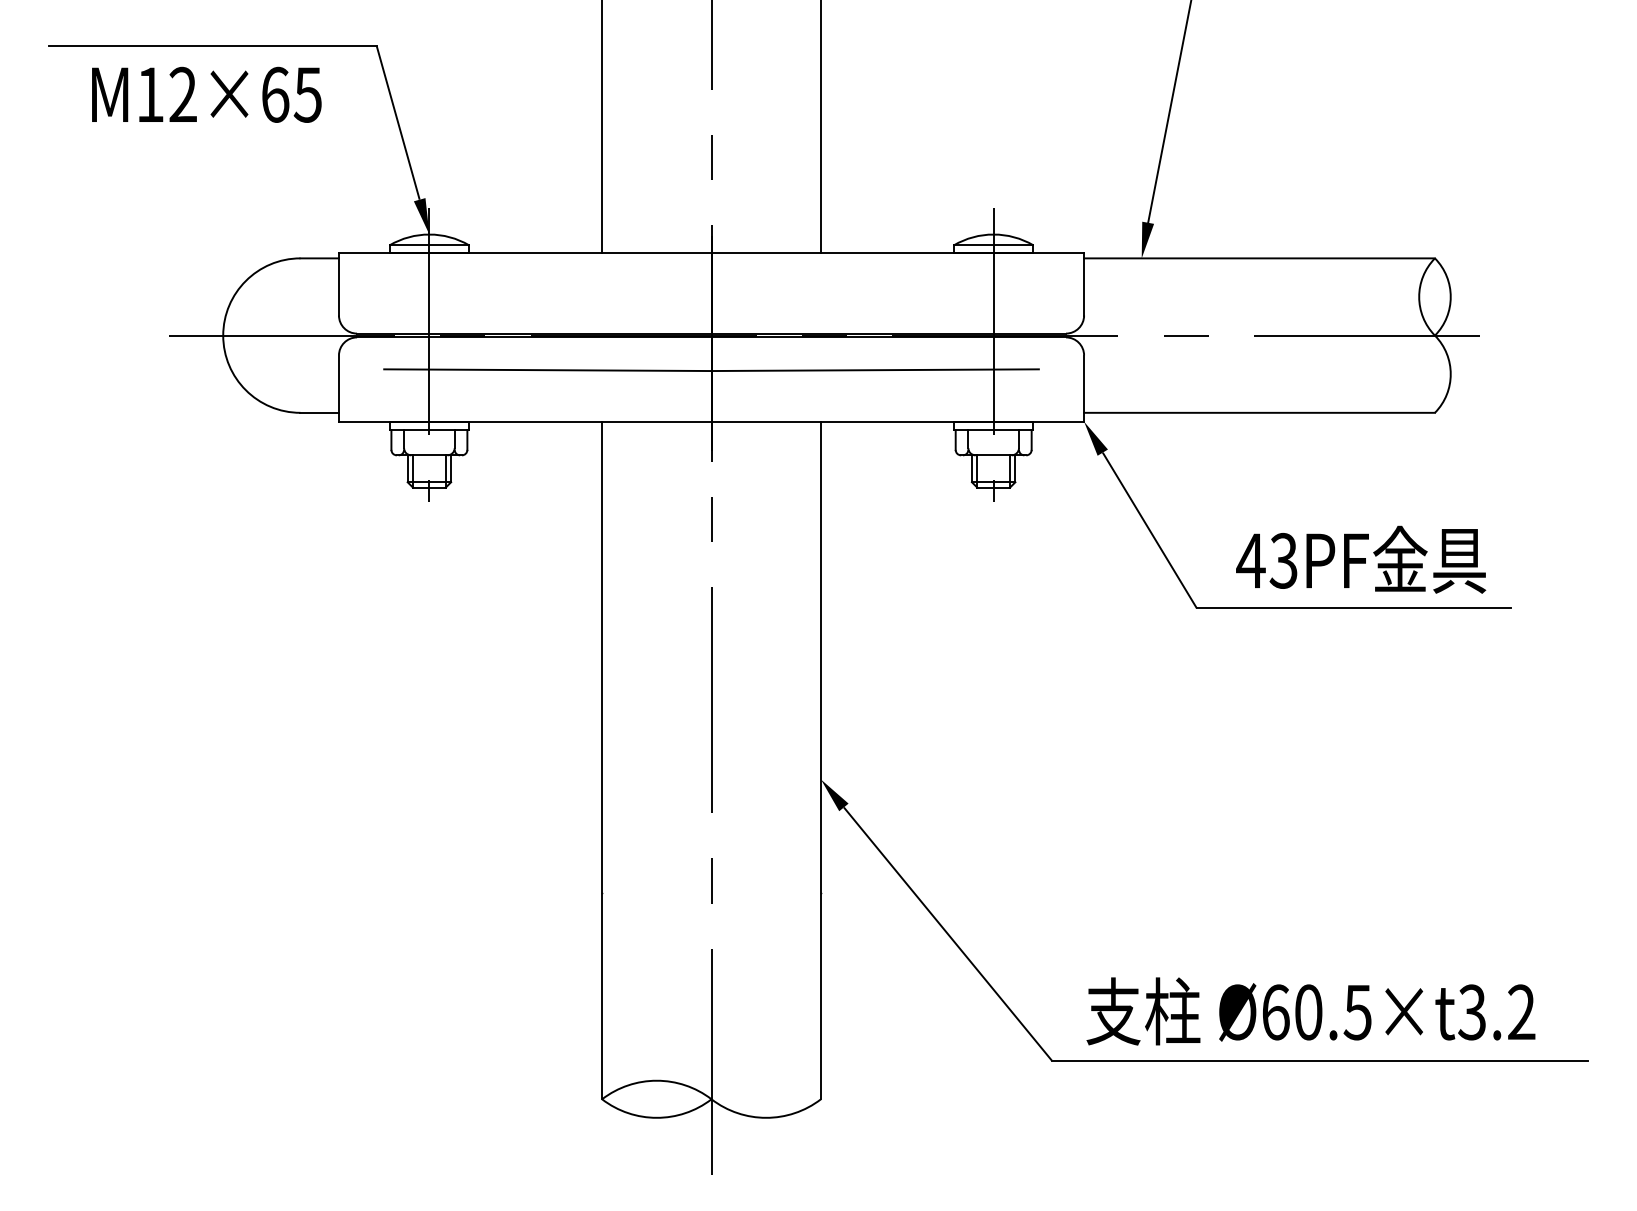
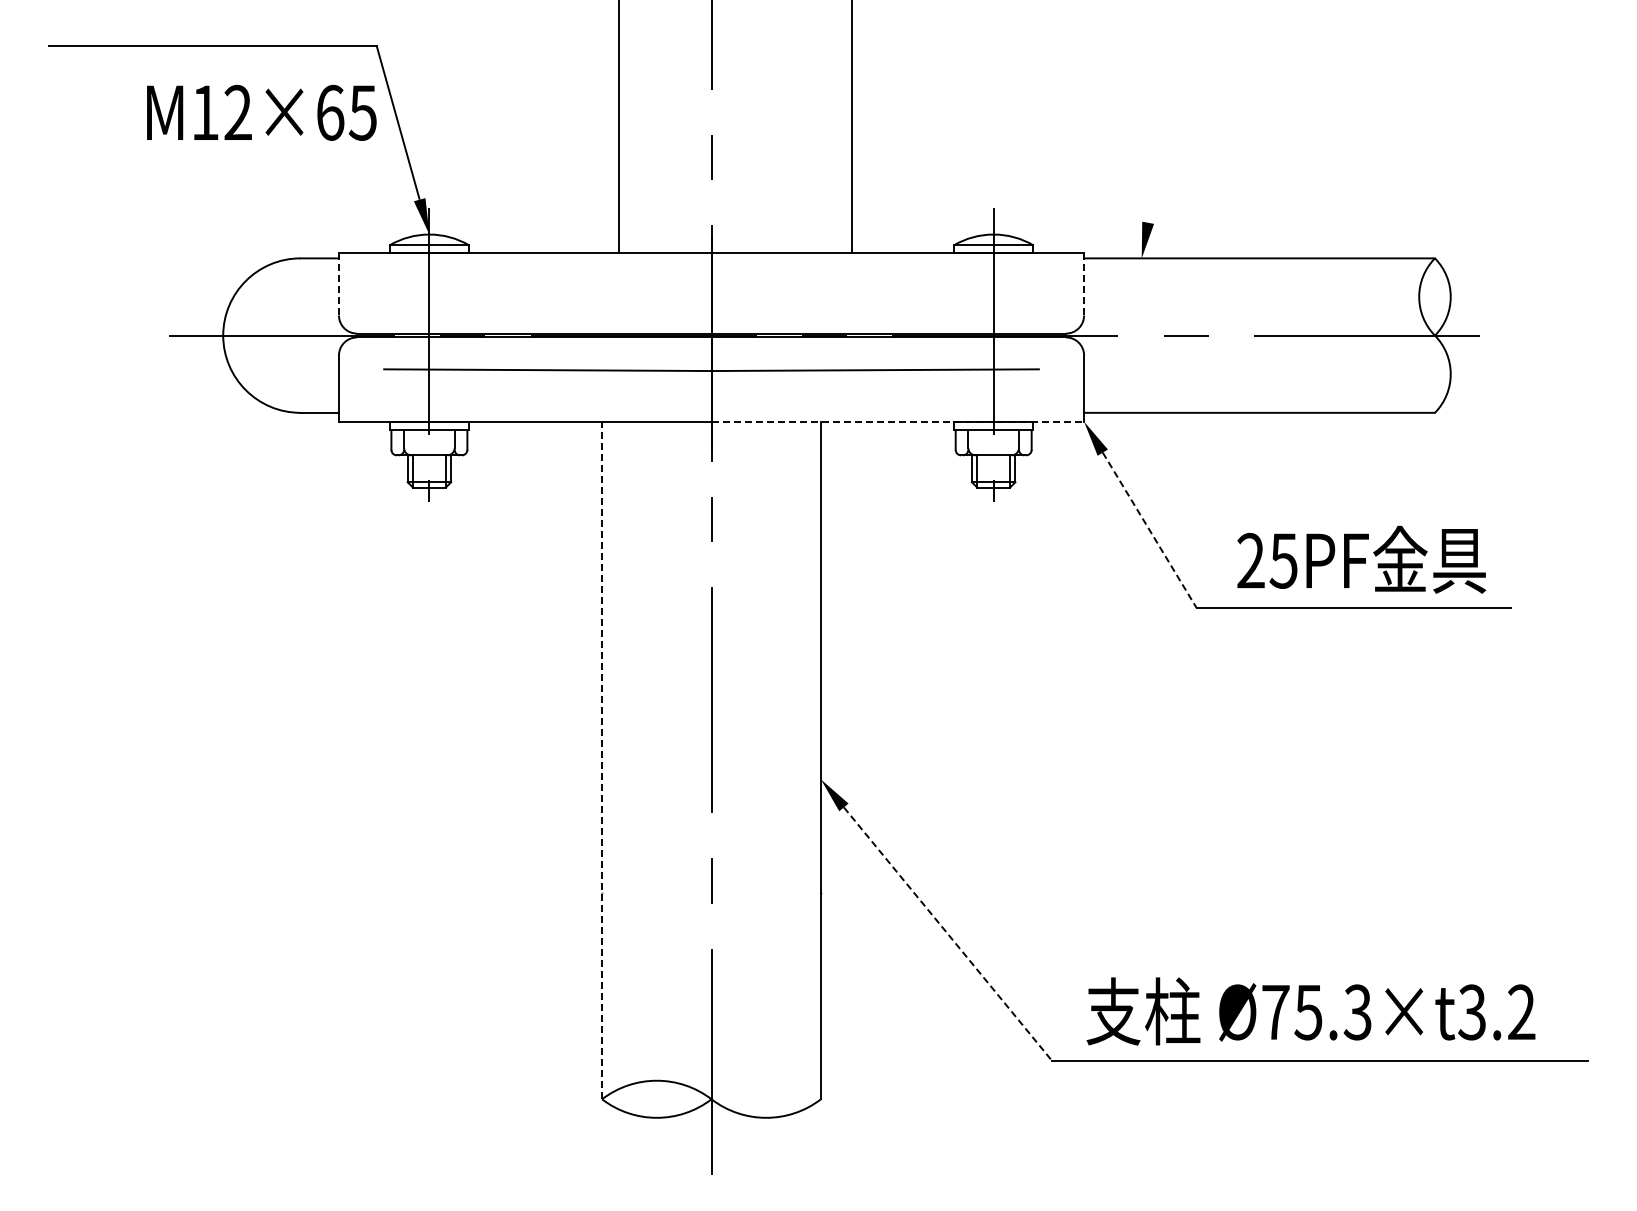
text position: (206, 94) -> (261, 112) (261, 112)
line: present -> none (1169, 112)
line position: (602, 127) -> (619, 127) (619, 127)
line position: (820, 127) -> (851, 127) (851, 127)
line: solid -> dashed (338, 284)
line: solid -> dashed (1084, 284)
line: solid -> dashed (898, 421)
line: solid -> dashed (1149, 530)
text: 43PF -> 25PF (1266, 560)
line: solid -> dashed (602, 760)
line: solid -> dashed (947, 934)
text: Ø60.5×t3.2 -> Ø75.3×t3.2 (1316, 1012)
